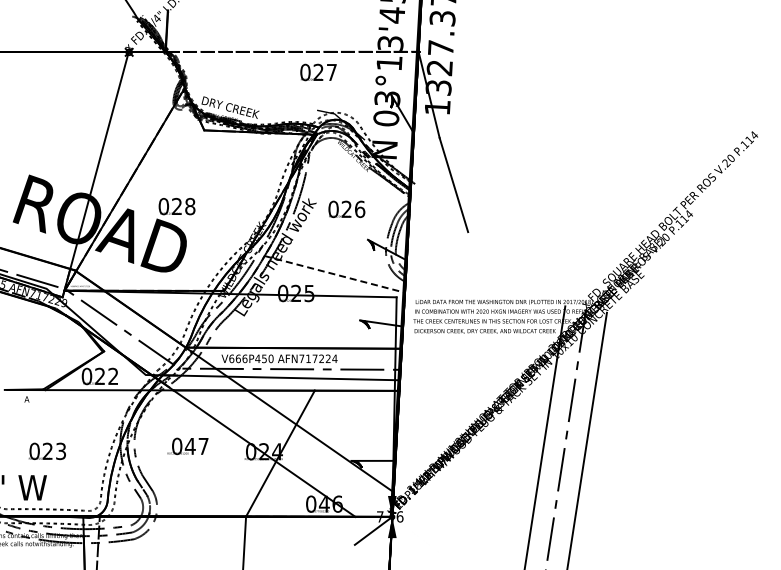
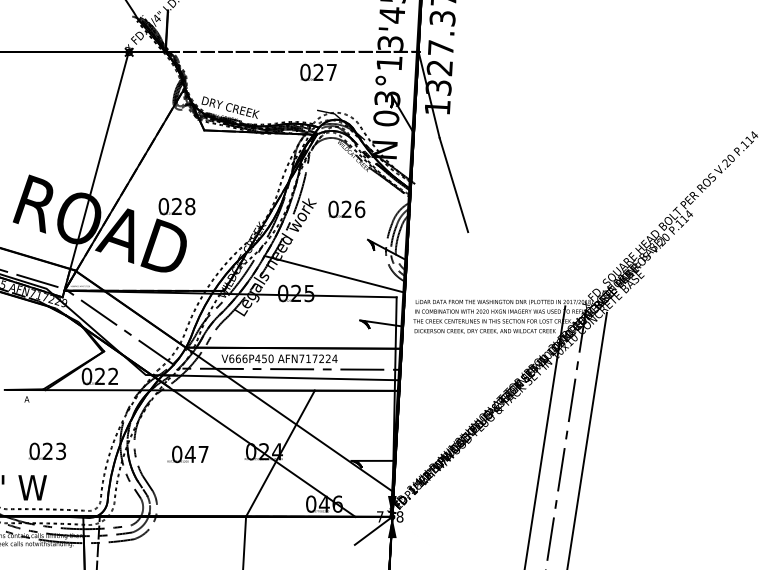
line: dashed -> solid (334, 274)
text position: (187, 446) -> (187, 454) (187, 454)
text: 6 -> 8 (399, 516)
